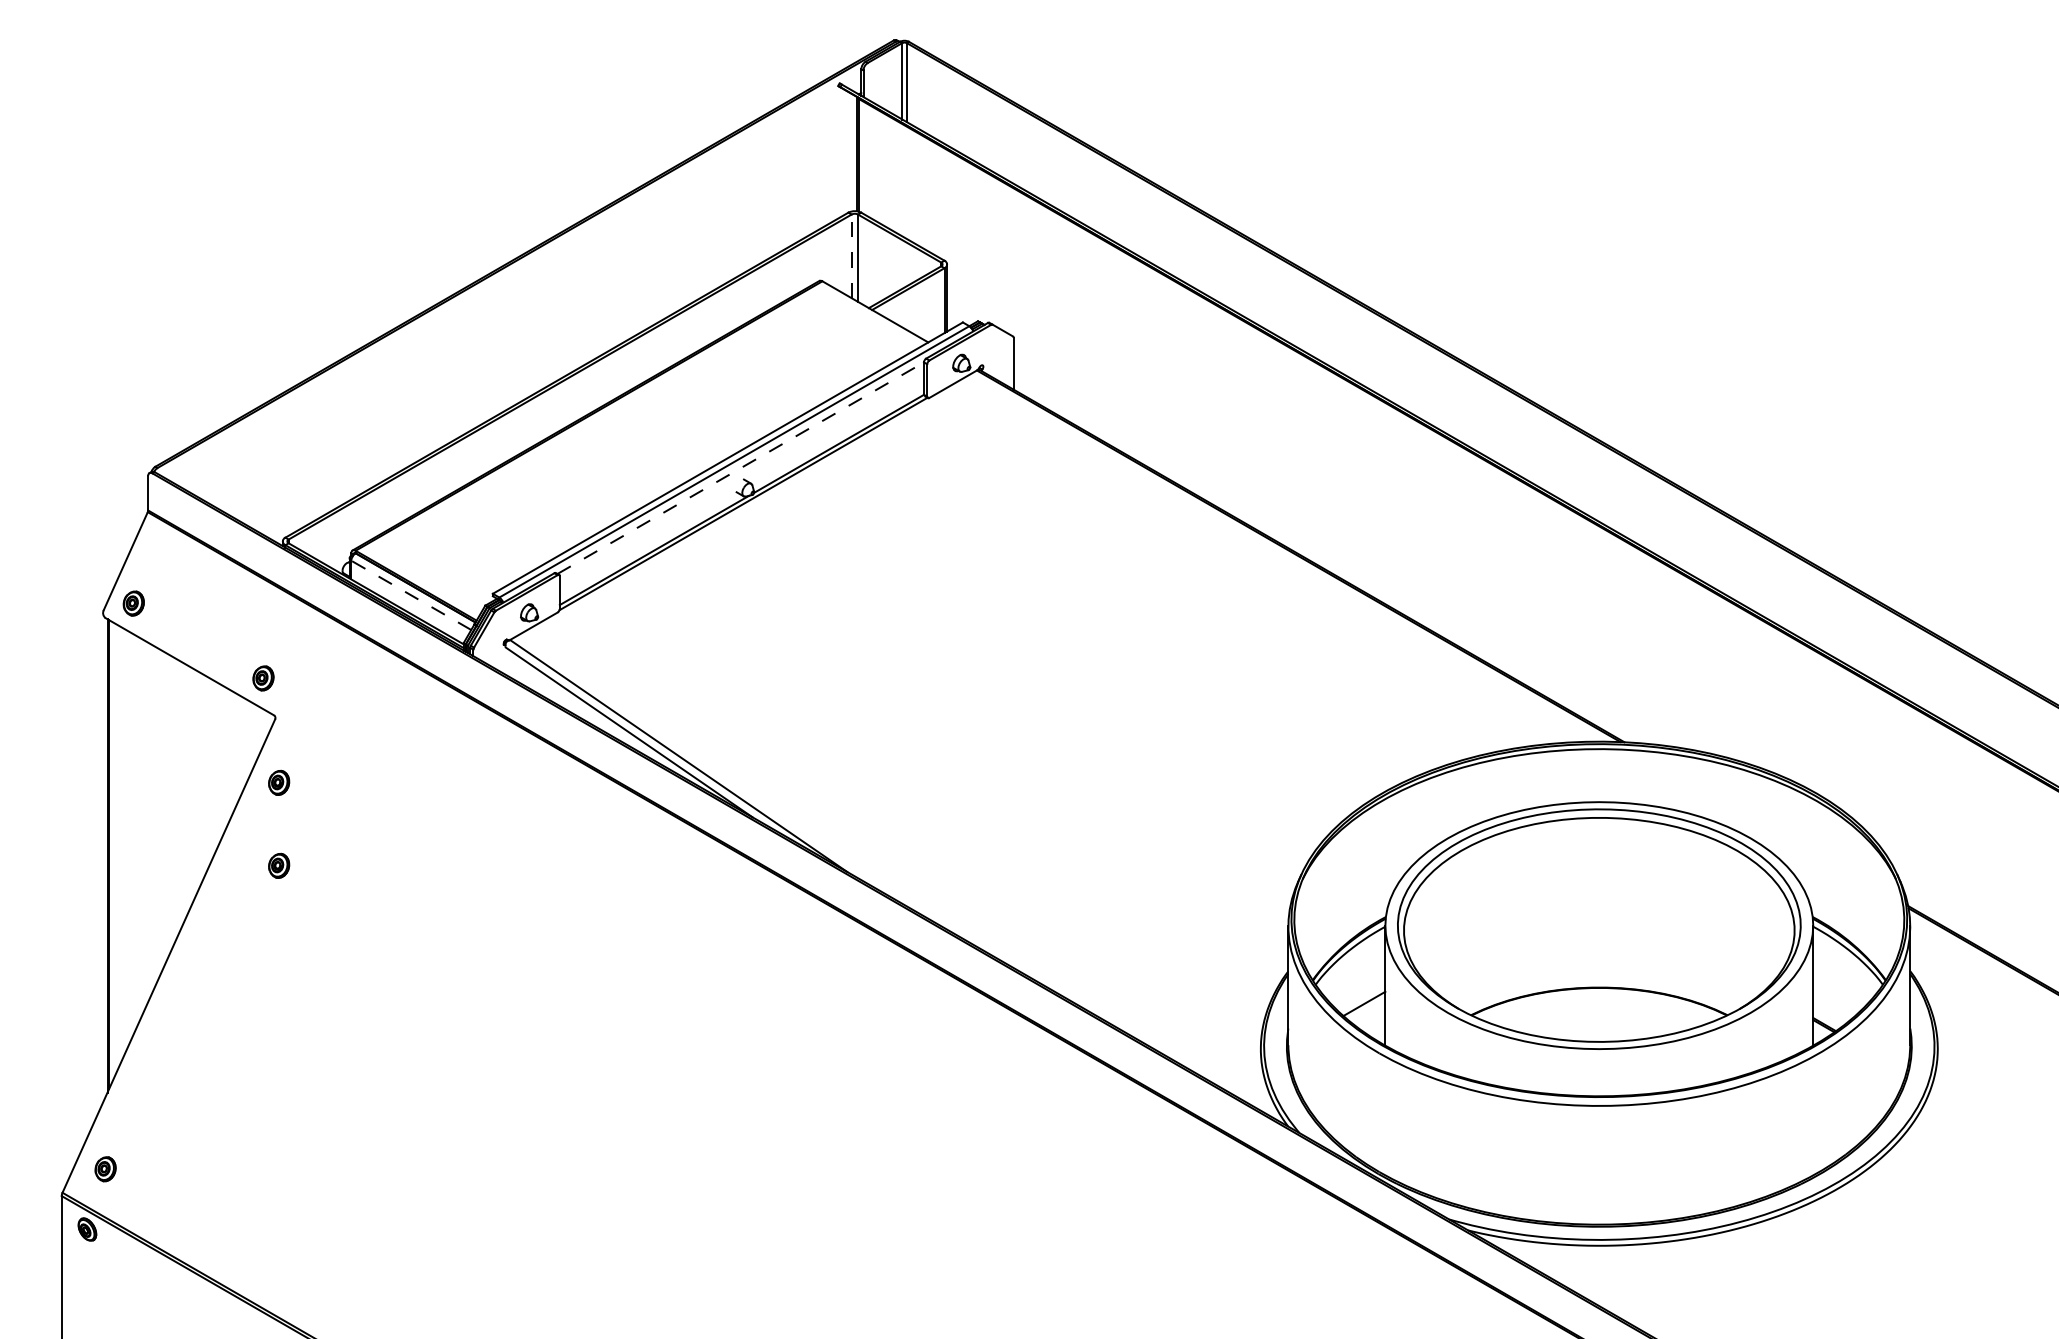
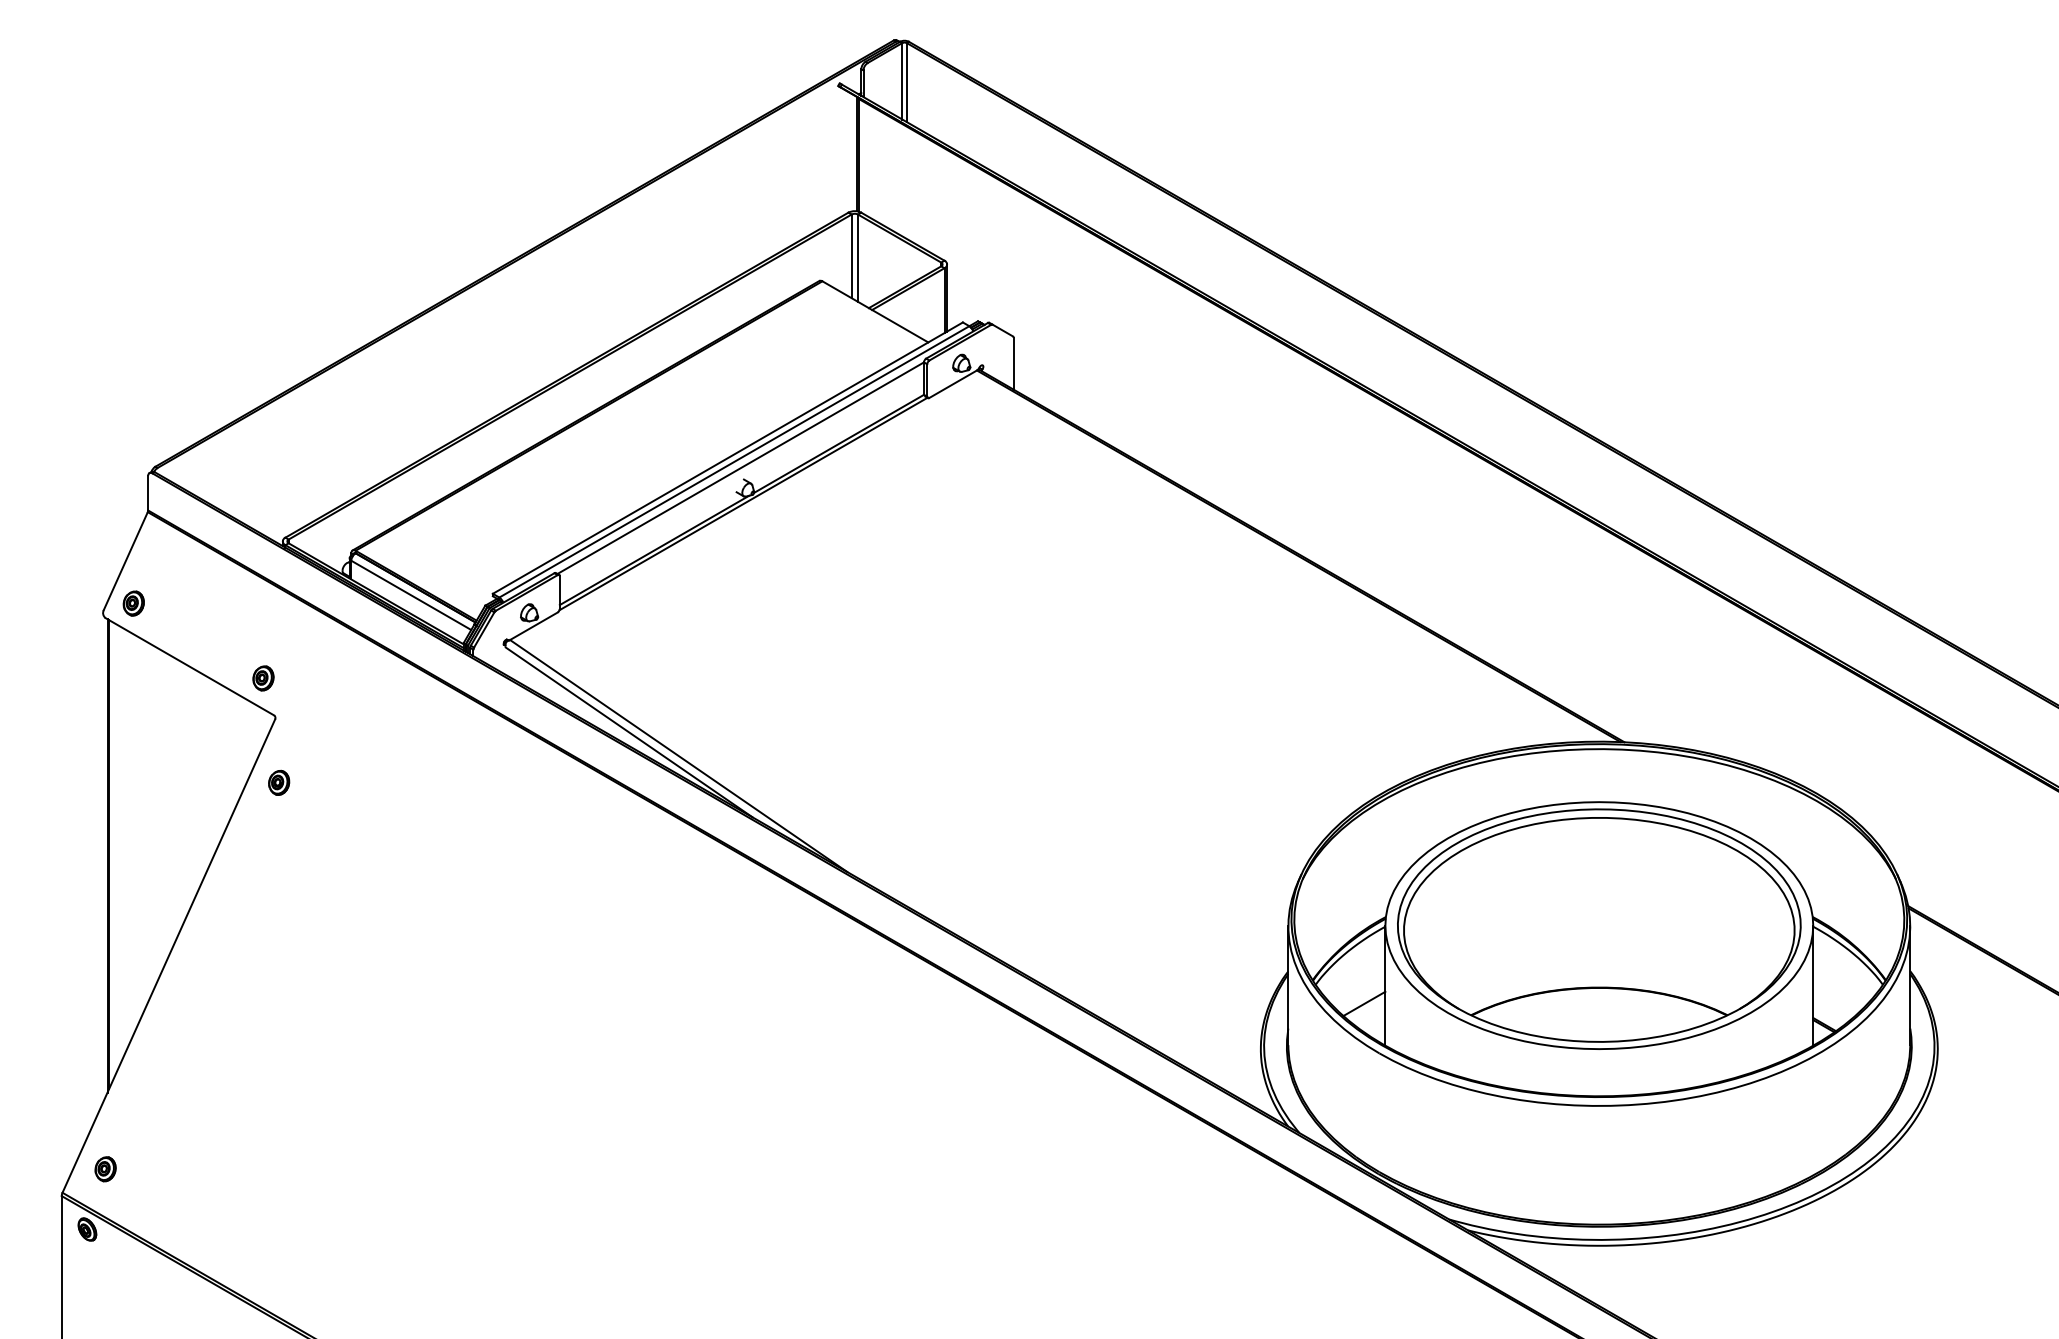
line: dashed -> solid (851, 256)
line: dashed -> solid (740, 468)
line: dashed -> solid (410, 595)
part: present -> none (279, 865)
